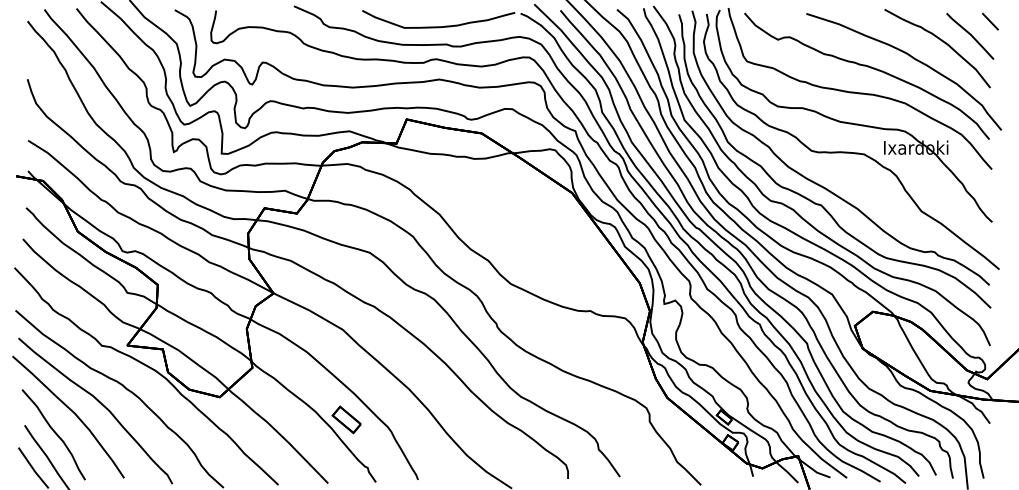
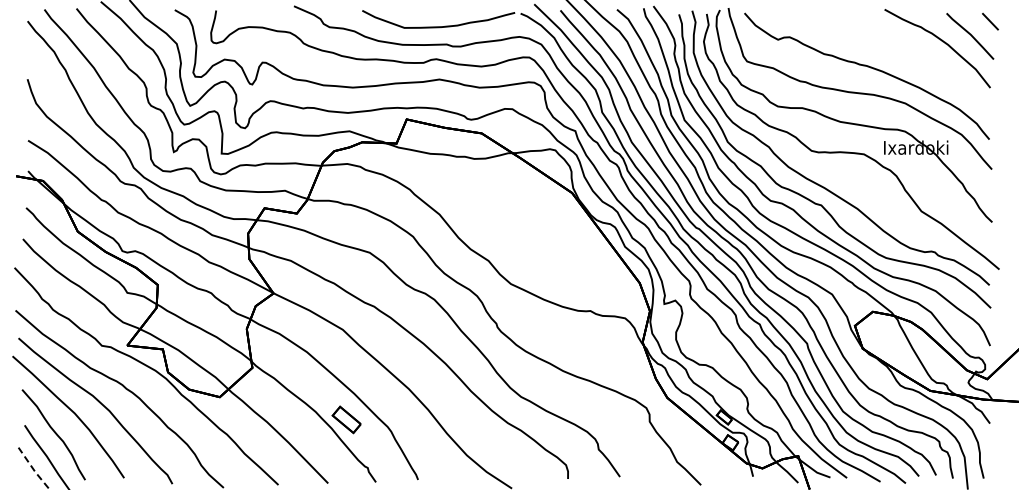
curve: present -> none (913, 59)
line: solid -> dashed (33, 468)
